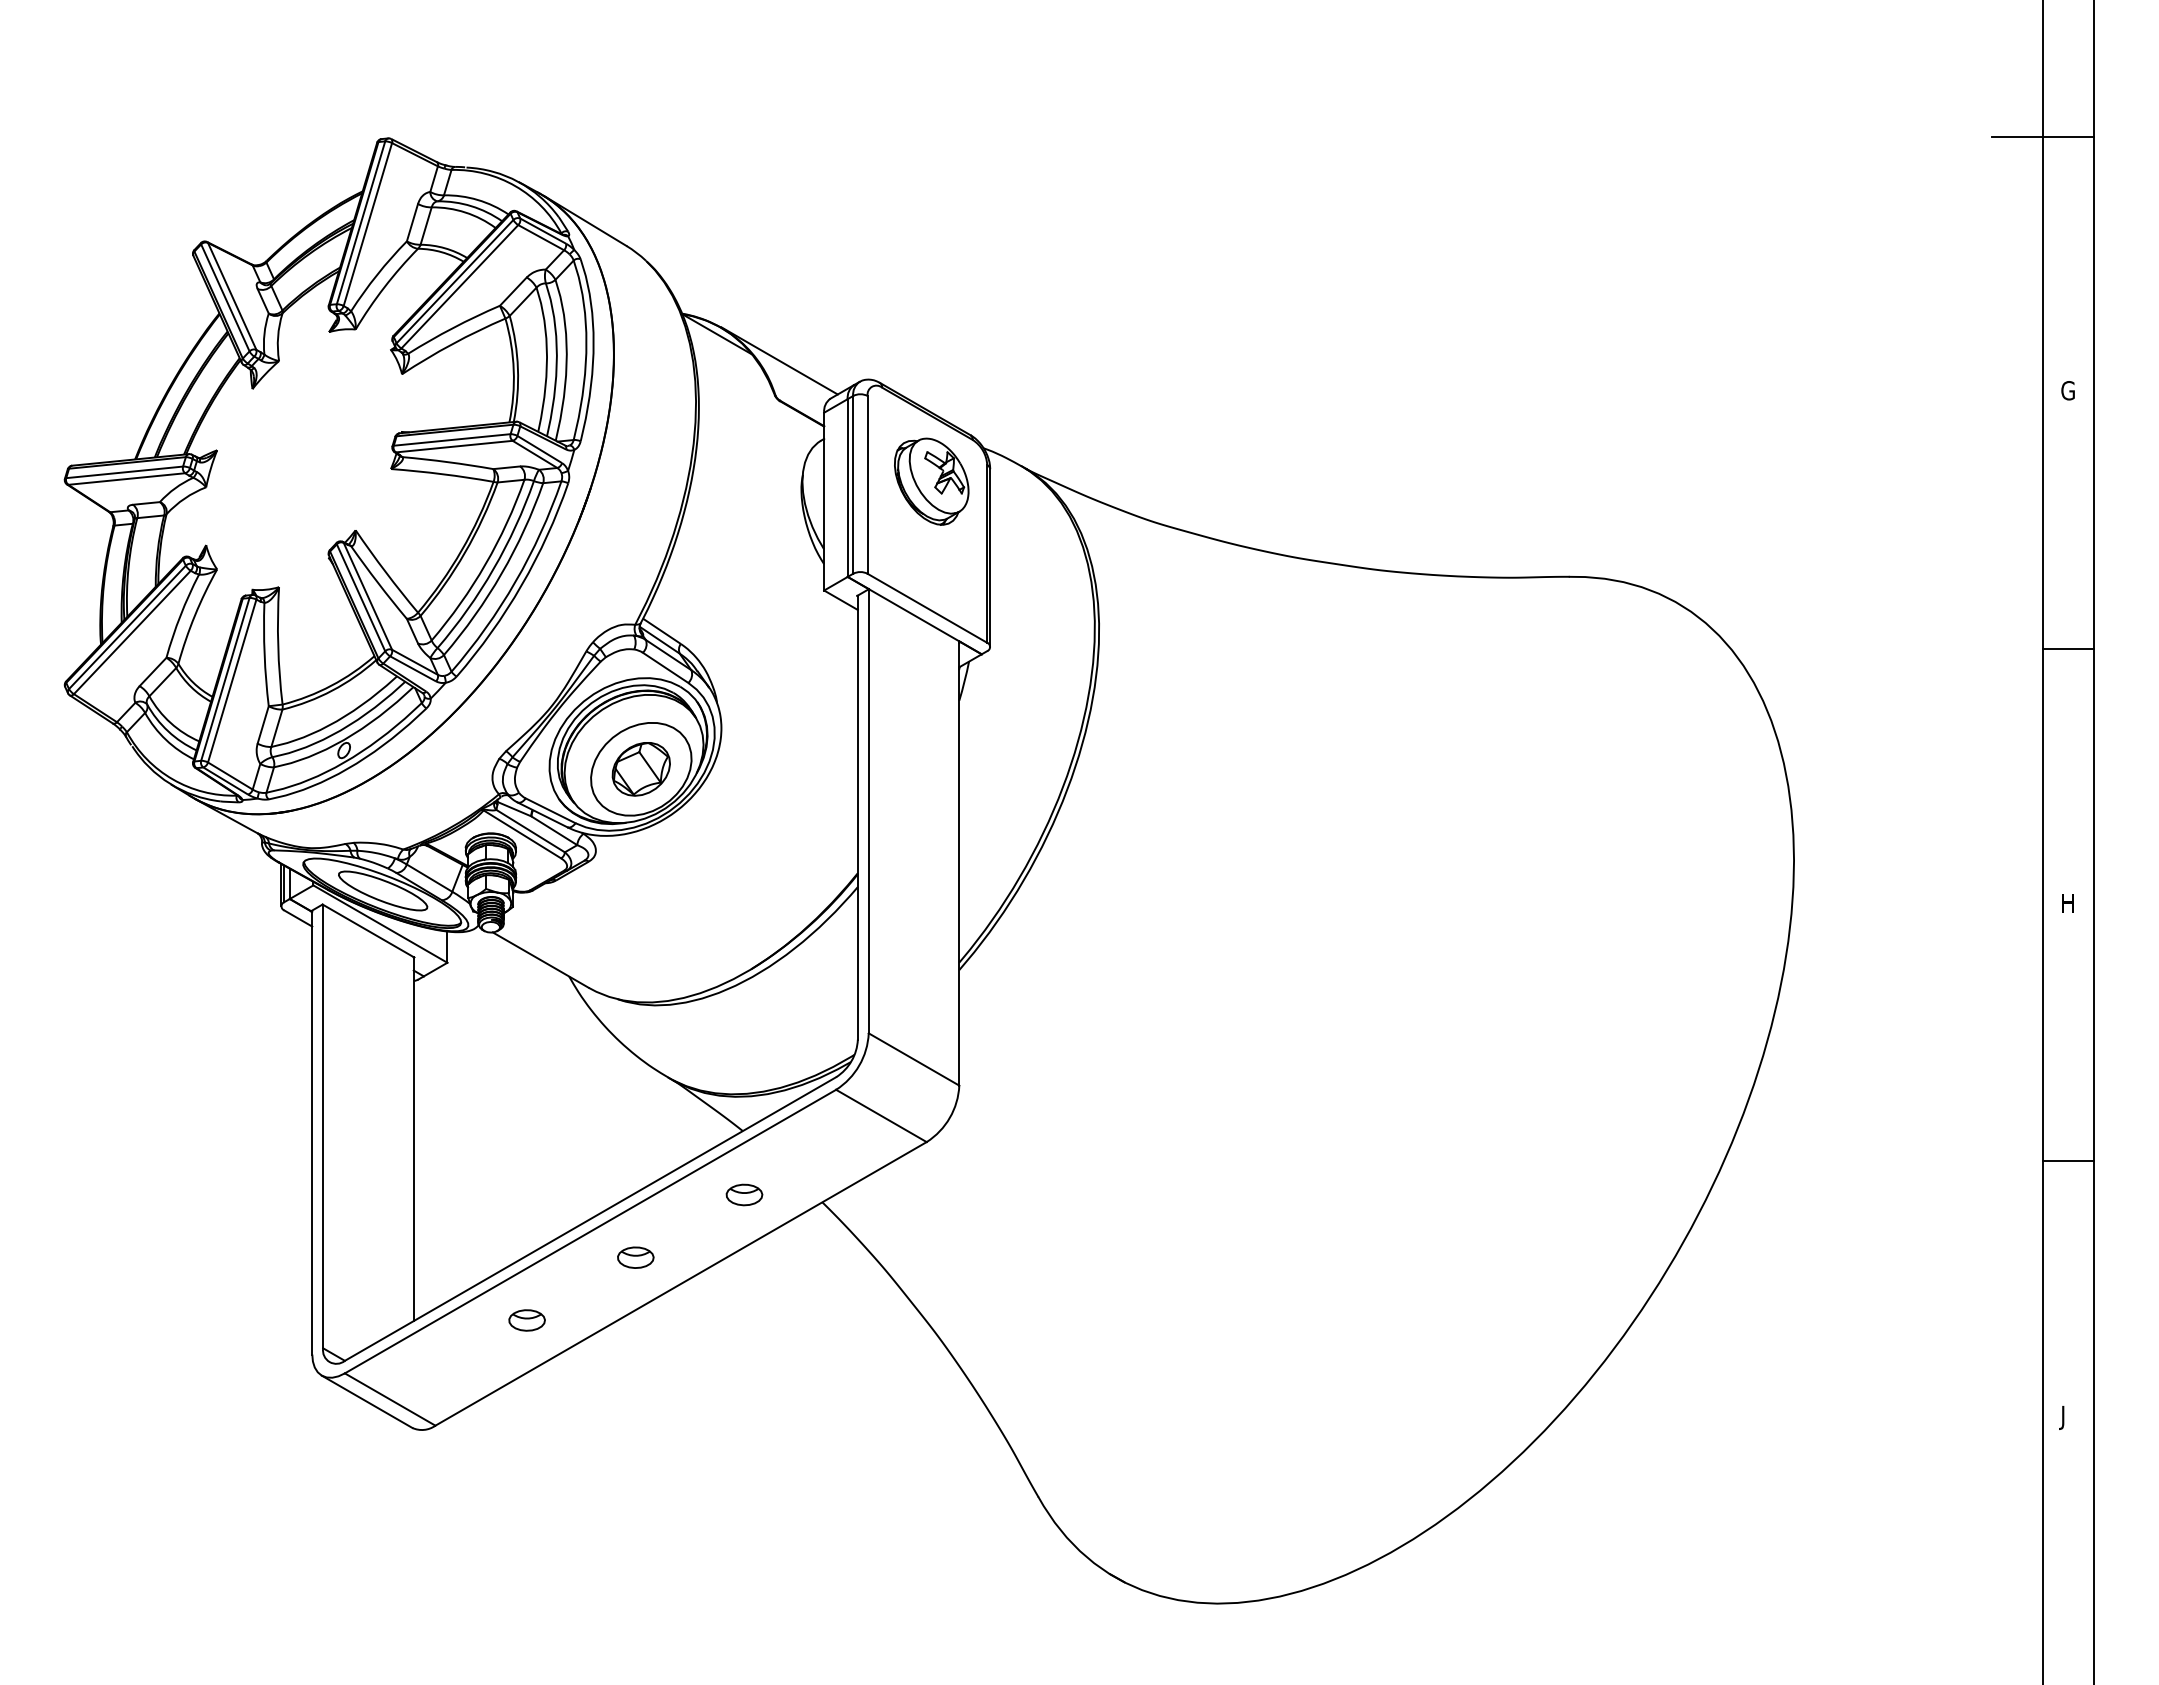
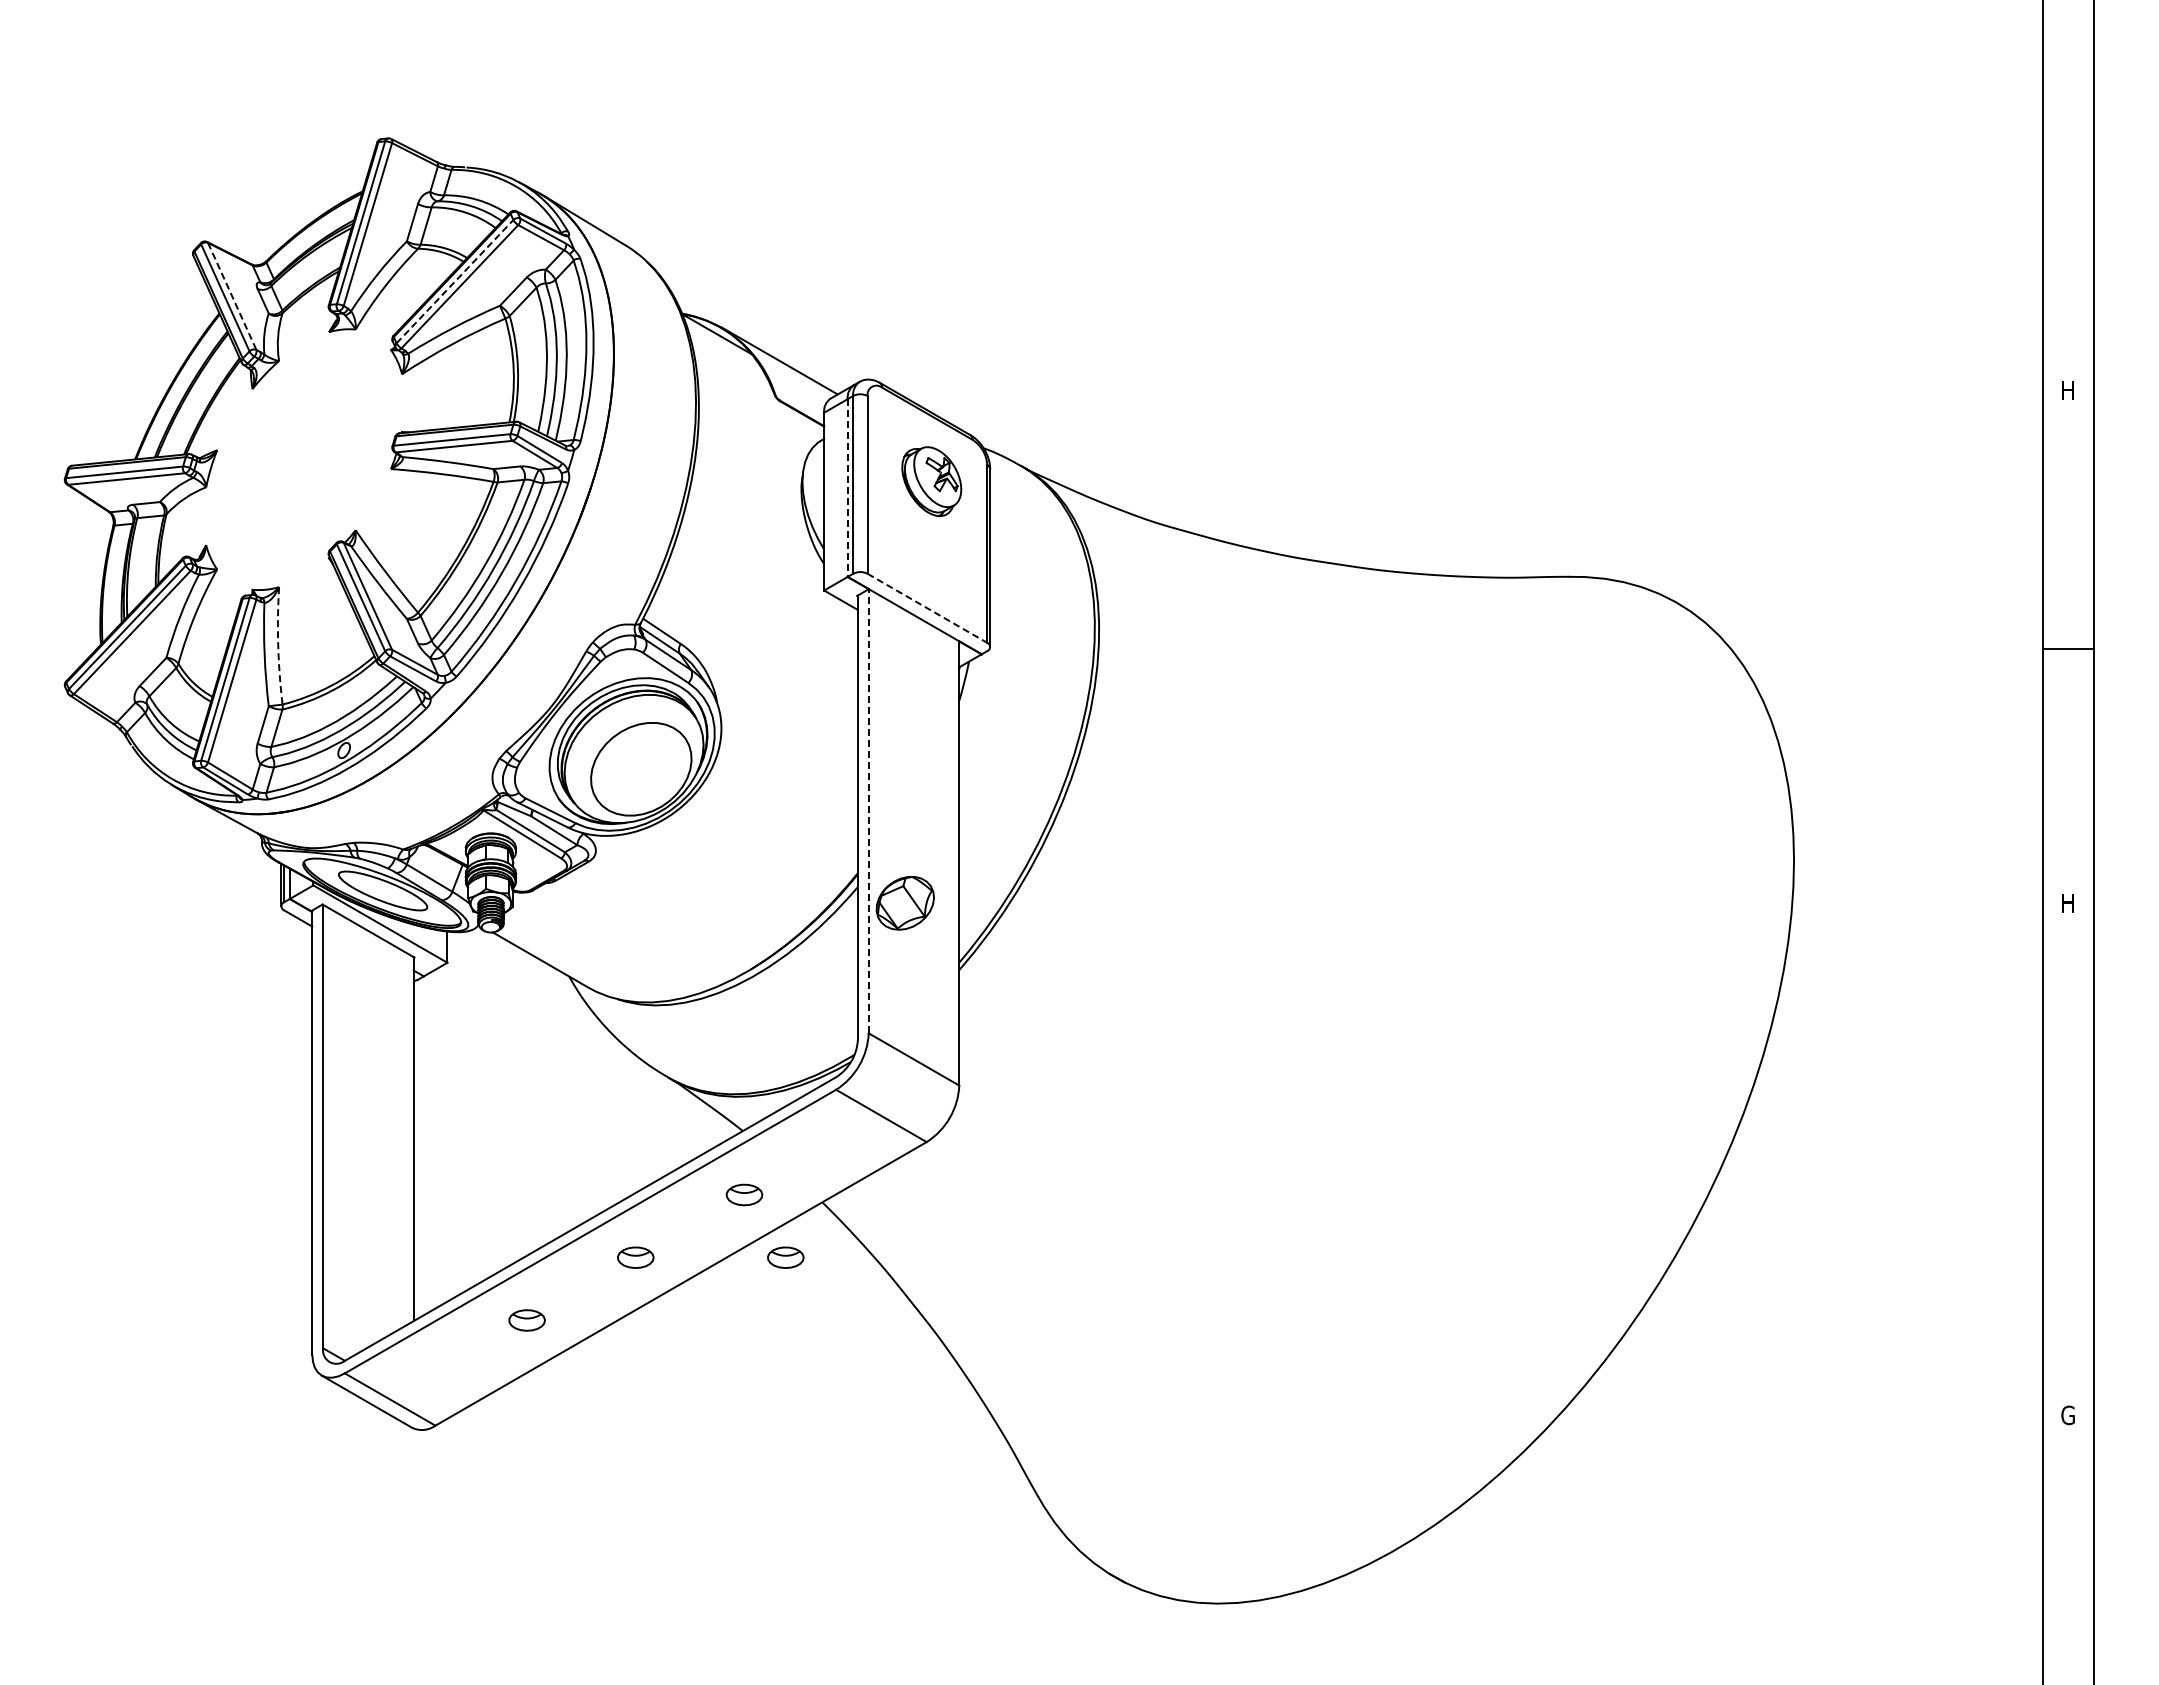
line: present -> none (2042, 136)
line: solid -> dashed (454, 281)
line: solid -> dashed (232, 296)
text: G -> H (2067, 390)
part size: 76x89 px -> 62x72 px (931, 481)
line: solid -> dashed (847, 488)
line: solid -> dashed (927, 608)
arc: solid -> dashed (278, 645)
part position: (640, 769) -> (904, 903) (904, 903)
line: solid -> dashed (868, 810)
line: present -> none (2068, 1161)
part: none -> present (785, 1257)
text: J -> G (2066, 1417)
